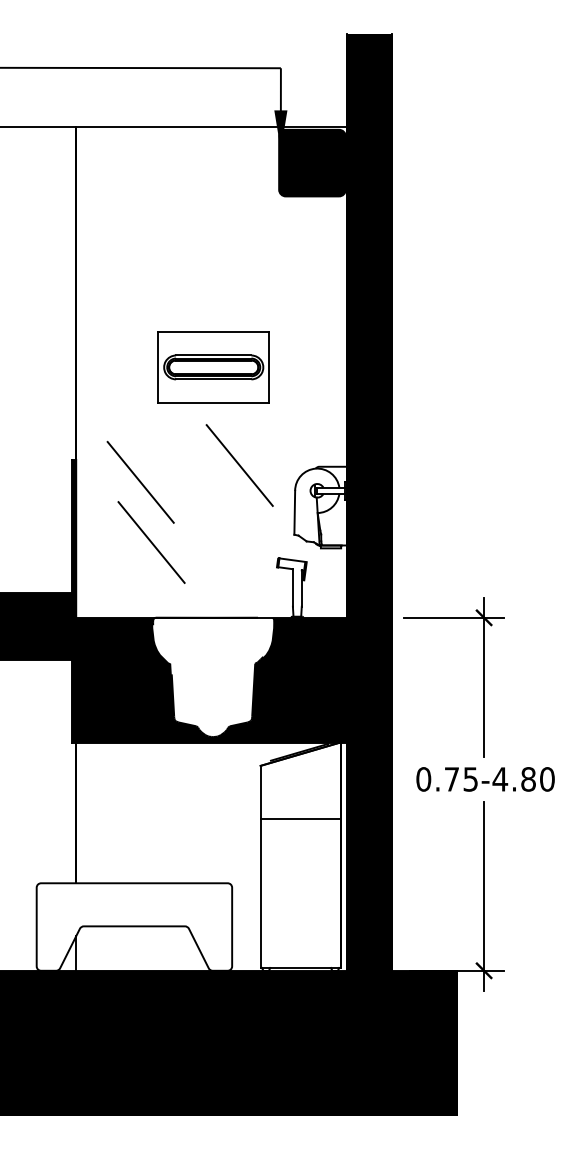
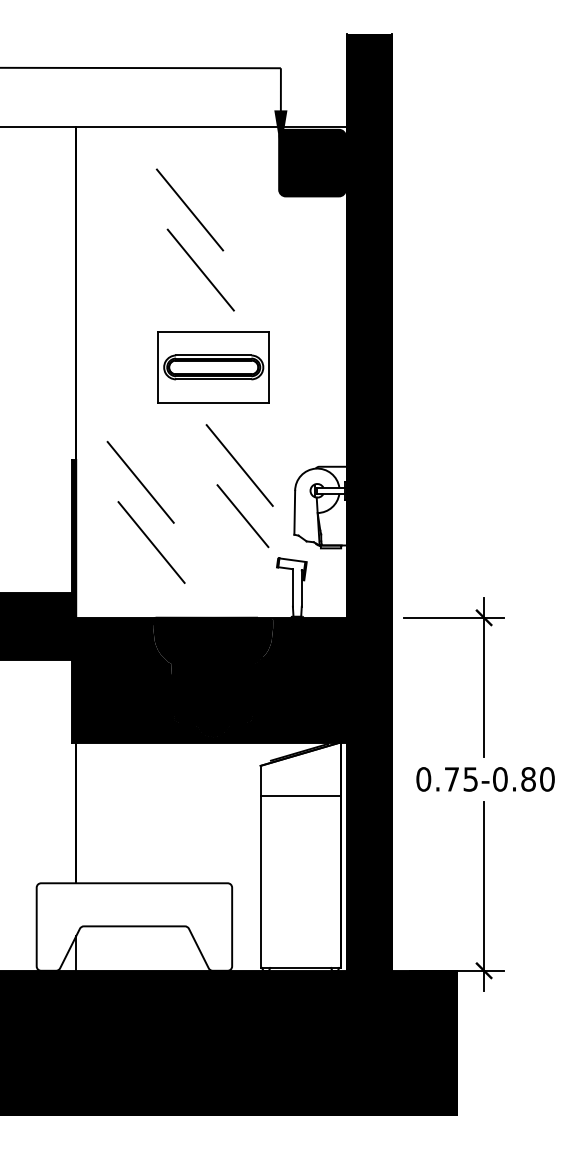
line: none -> present (189, 209)
line: none -> present (200, 269)
line: none -> present (242, 516)
fill: none -> present (213, 677)
text: 0.75-4.80 -> 0.75-0.80 (500, 779)
line position: (300, 819) -> (300, 796) (300, 796)
